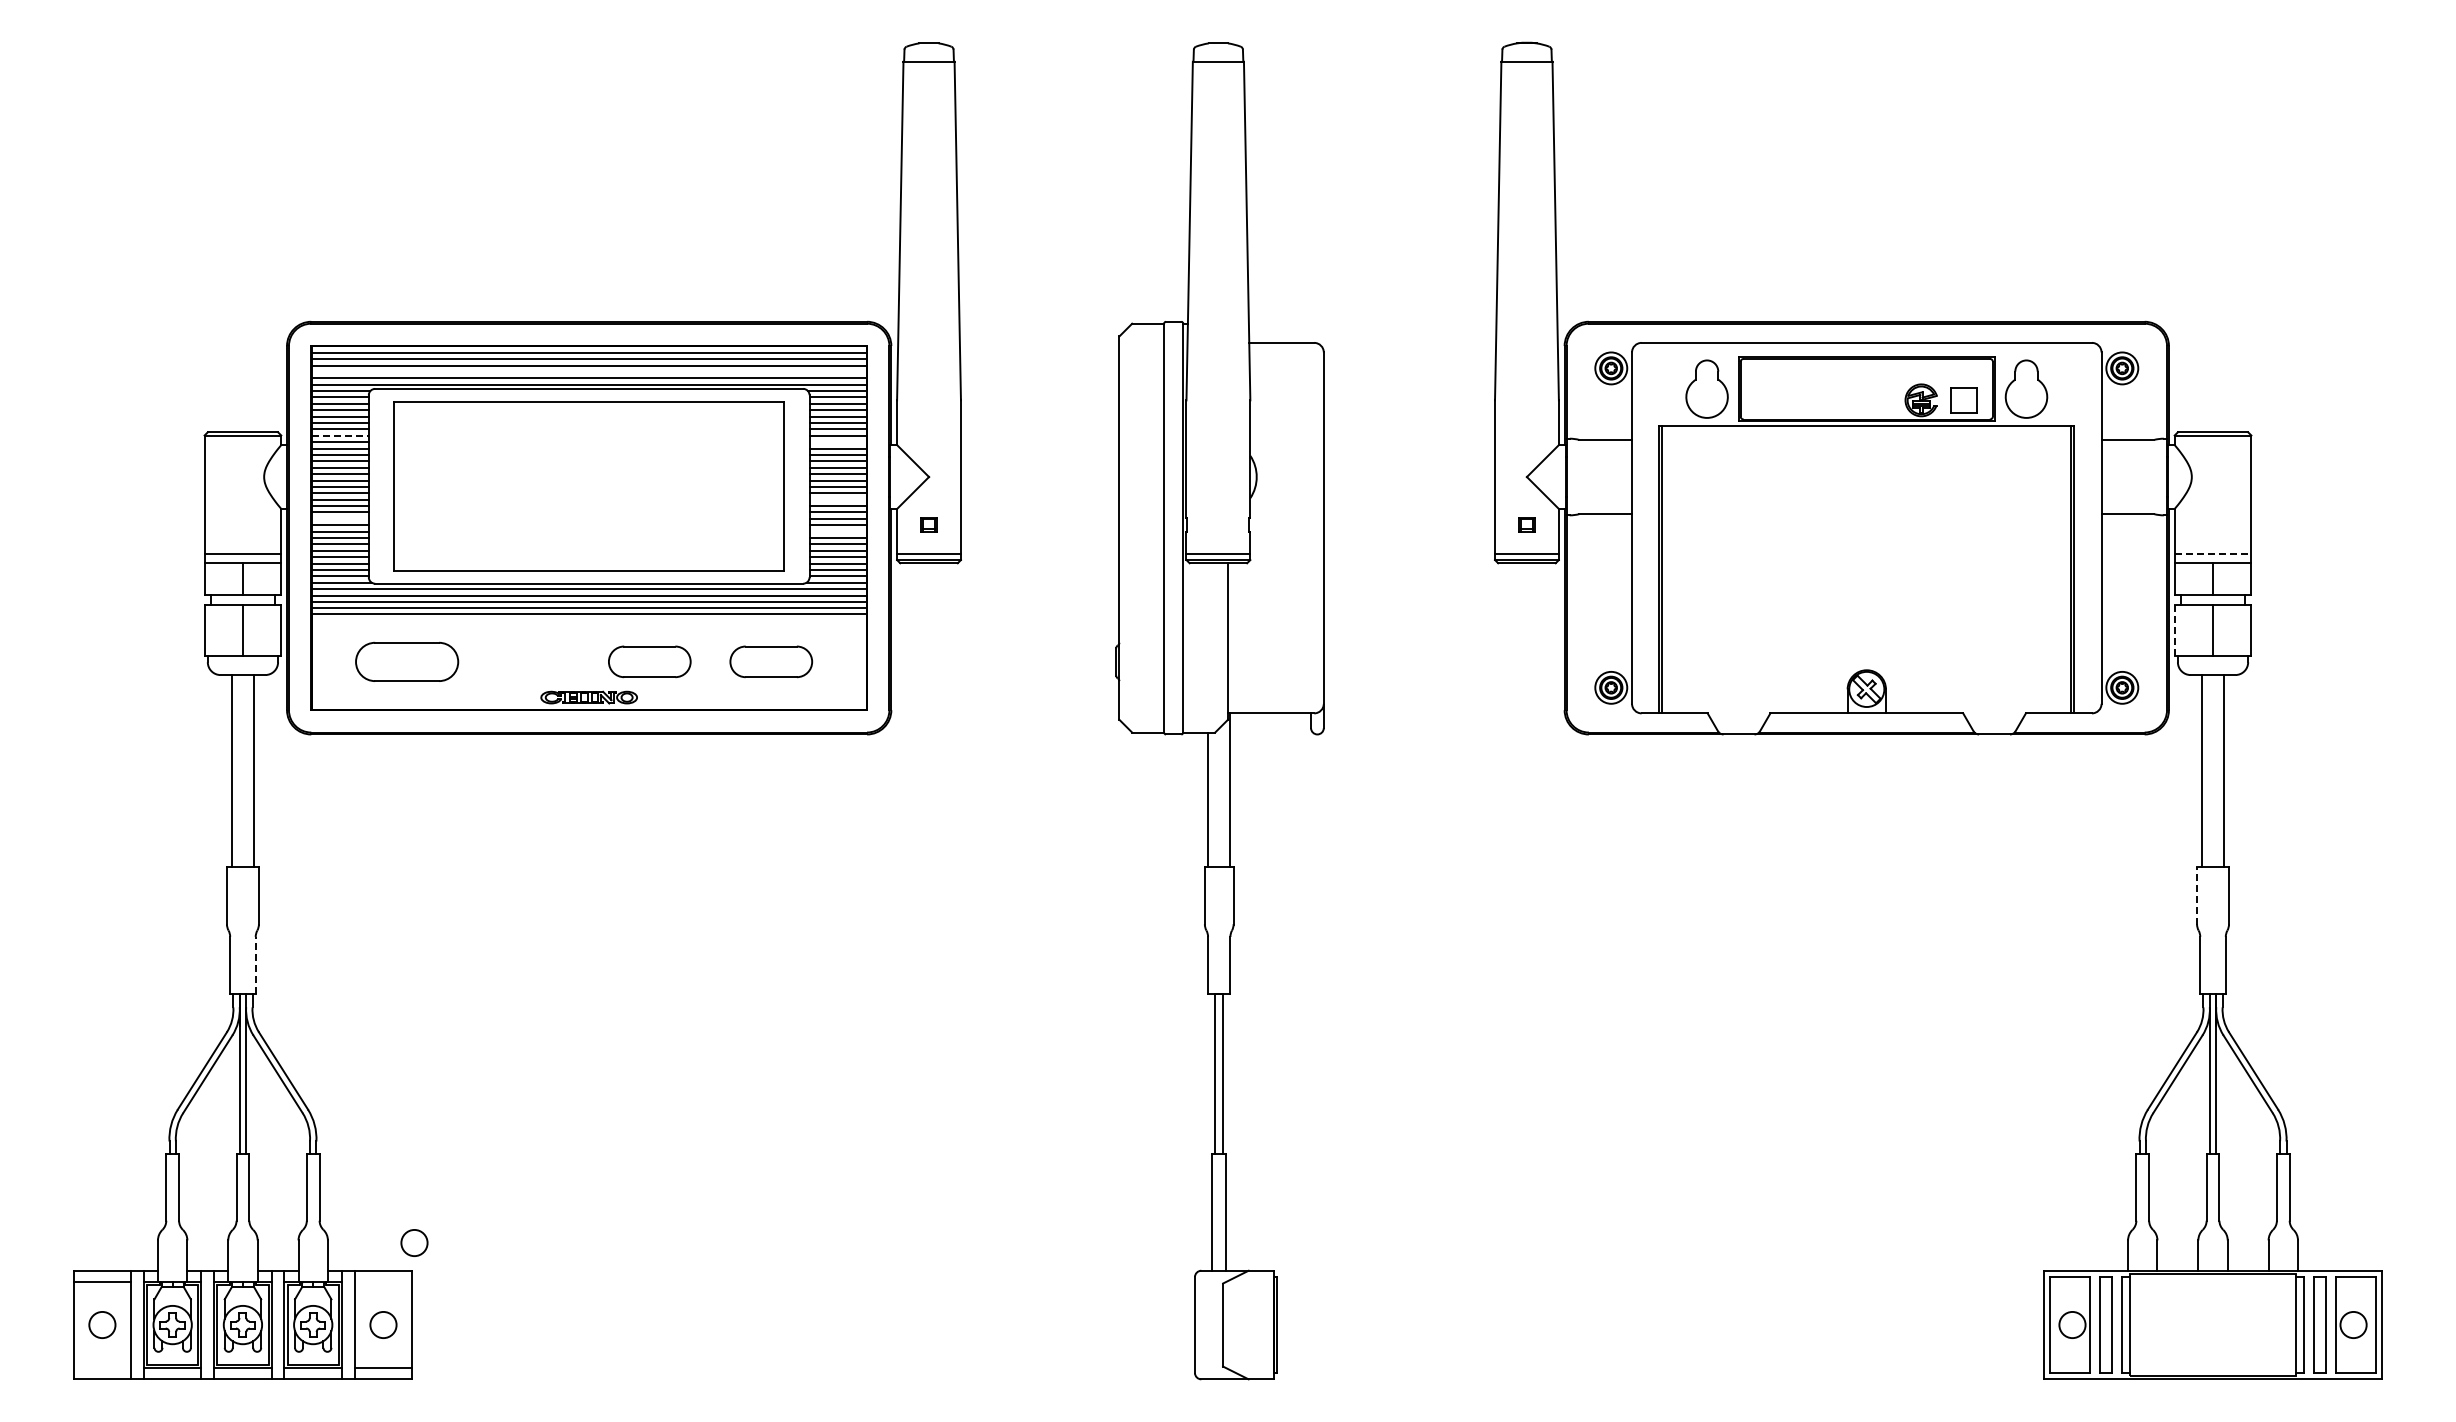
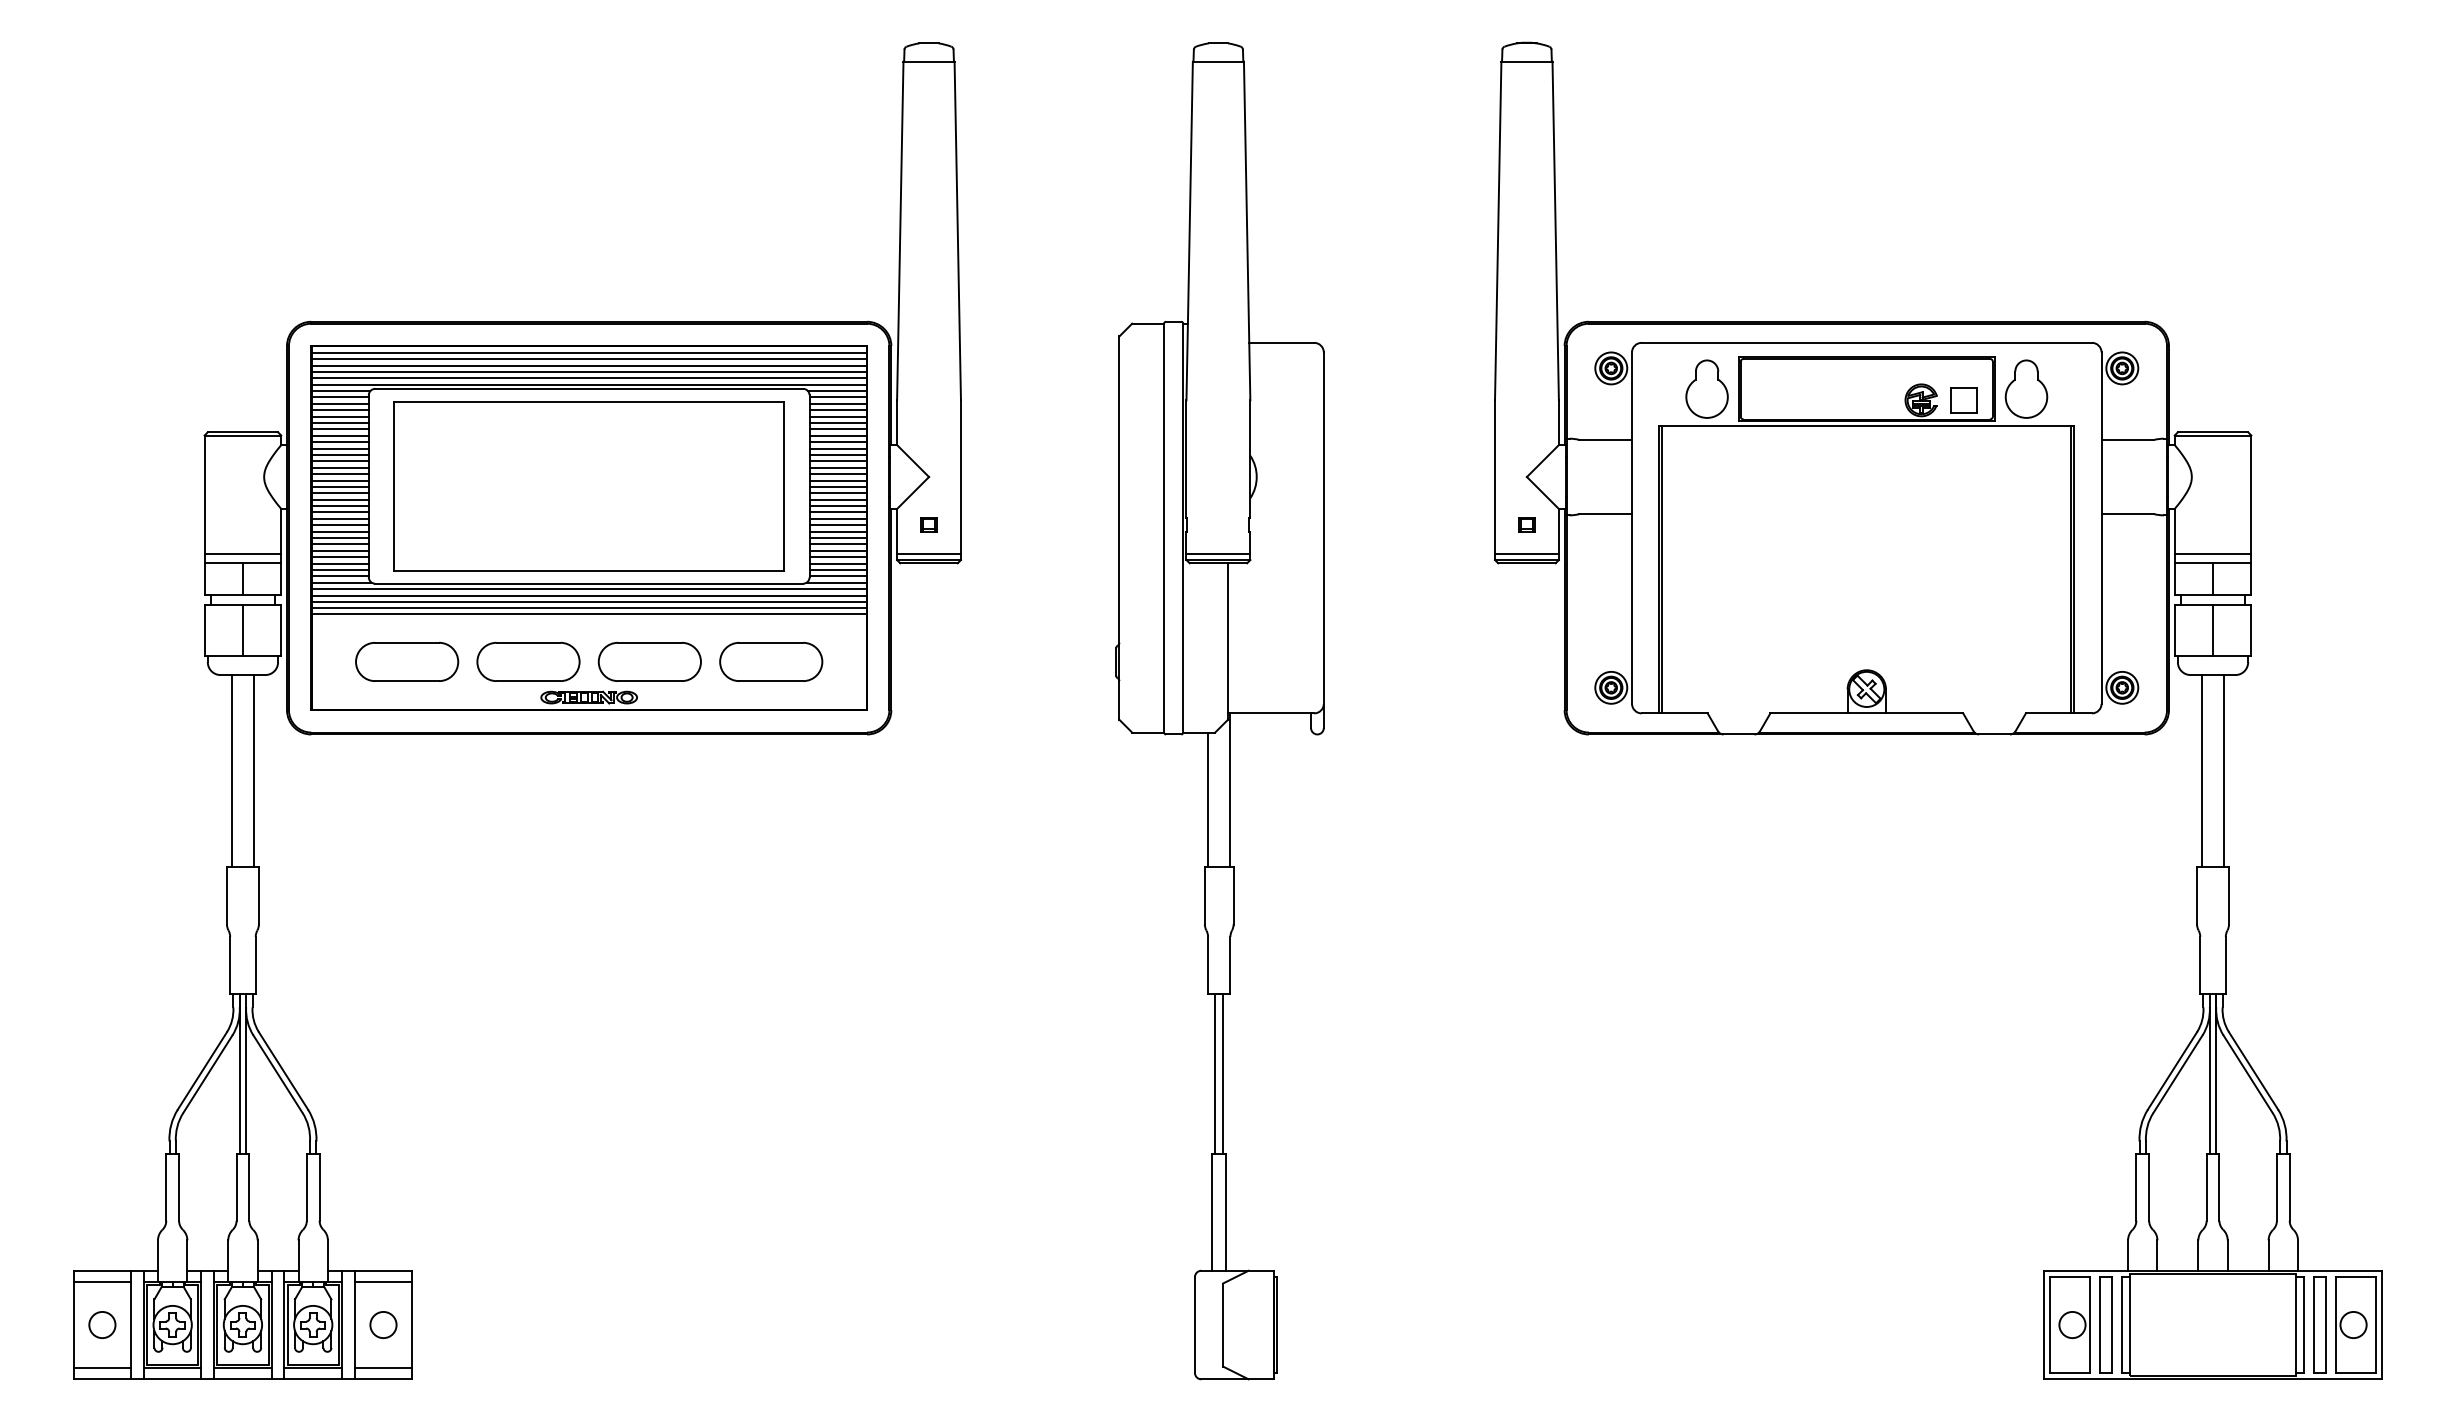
line: none -> present (588, 371)
line: dashed -> solid (340, 435)
line: none -> present (837, 442)
line: none -> present (837, 499)
line: none -> present (339, 518)
line: none -> present (837, 531)
line: dashed -> solid (2213, 553)
line: dashed -> solid (2174, 630)
part: none -> present (528, 661)
part size: 84x34 px -> 105x41 px (649, 661)
part size: 85x34 px -> 105x41 px (771, 661)
line: dashed -> solid (2197, 895)
line: dashed -> solid (255, 965)
circle: present -> none (414, 1242)
line: none -> present (383, 1281)
line: none -> present (102, 1368)
